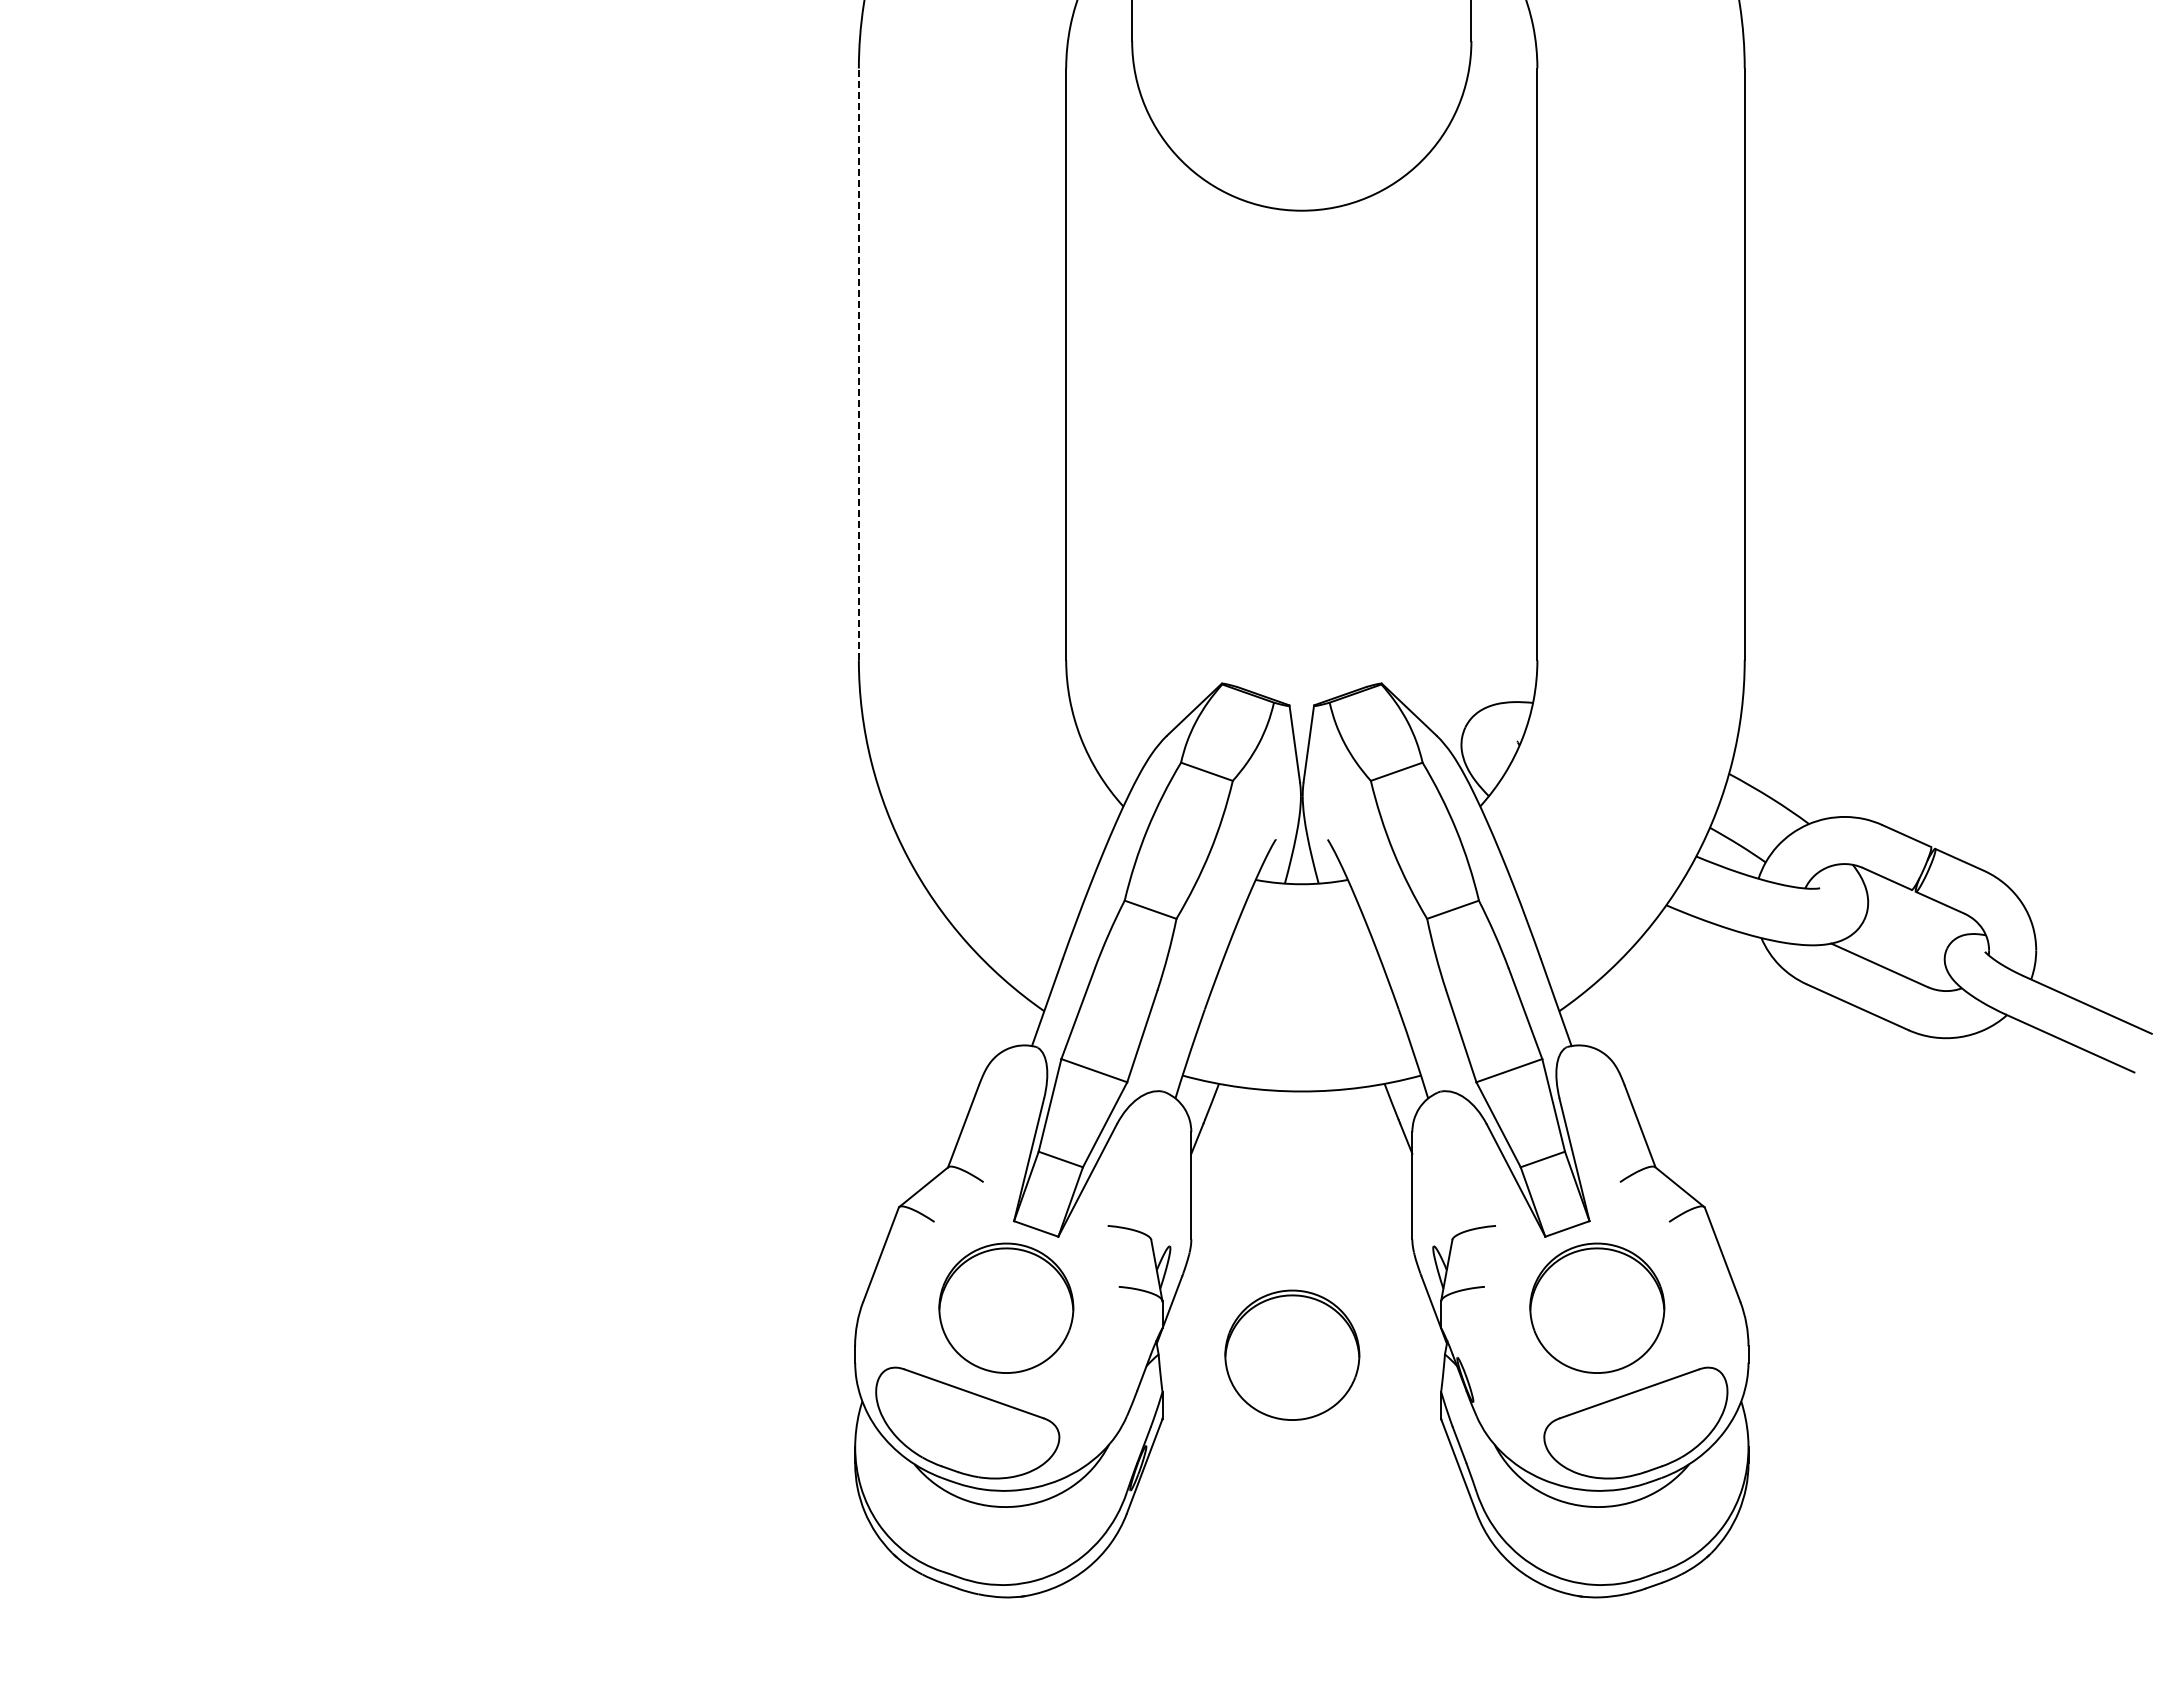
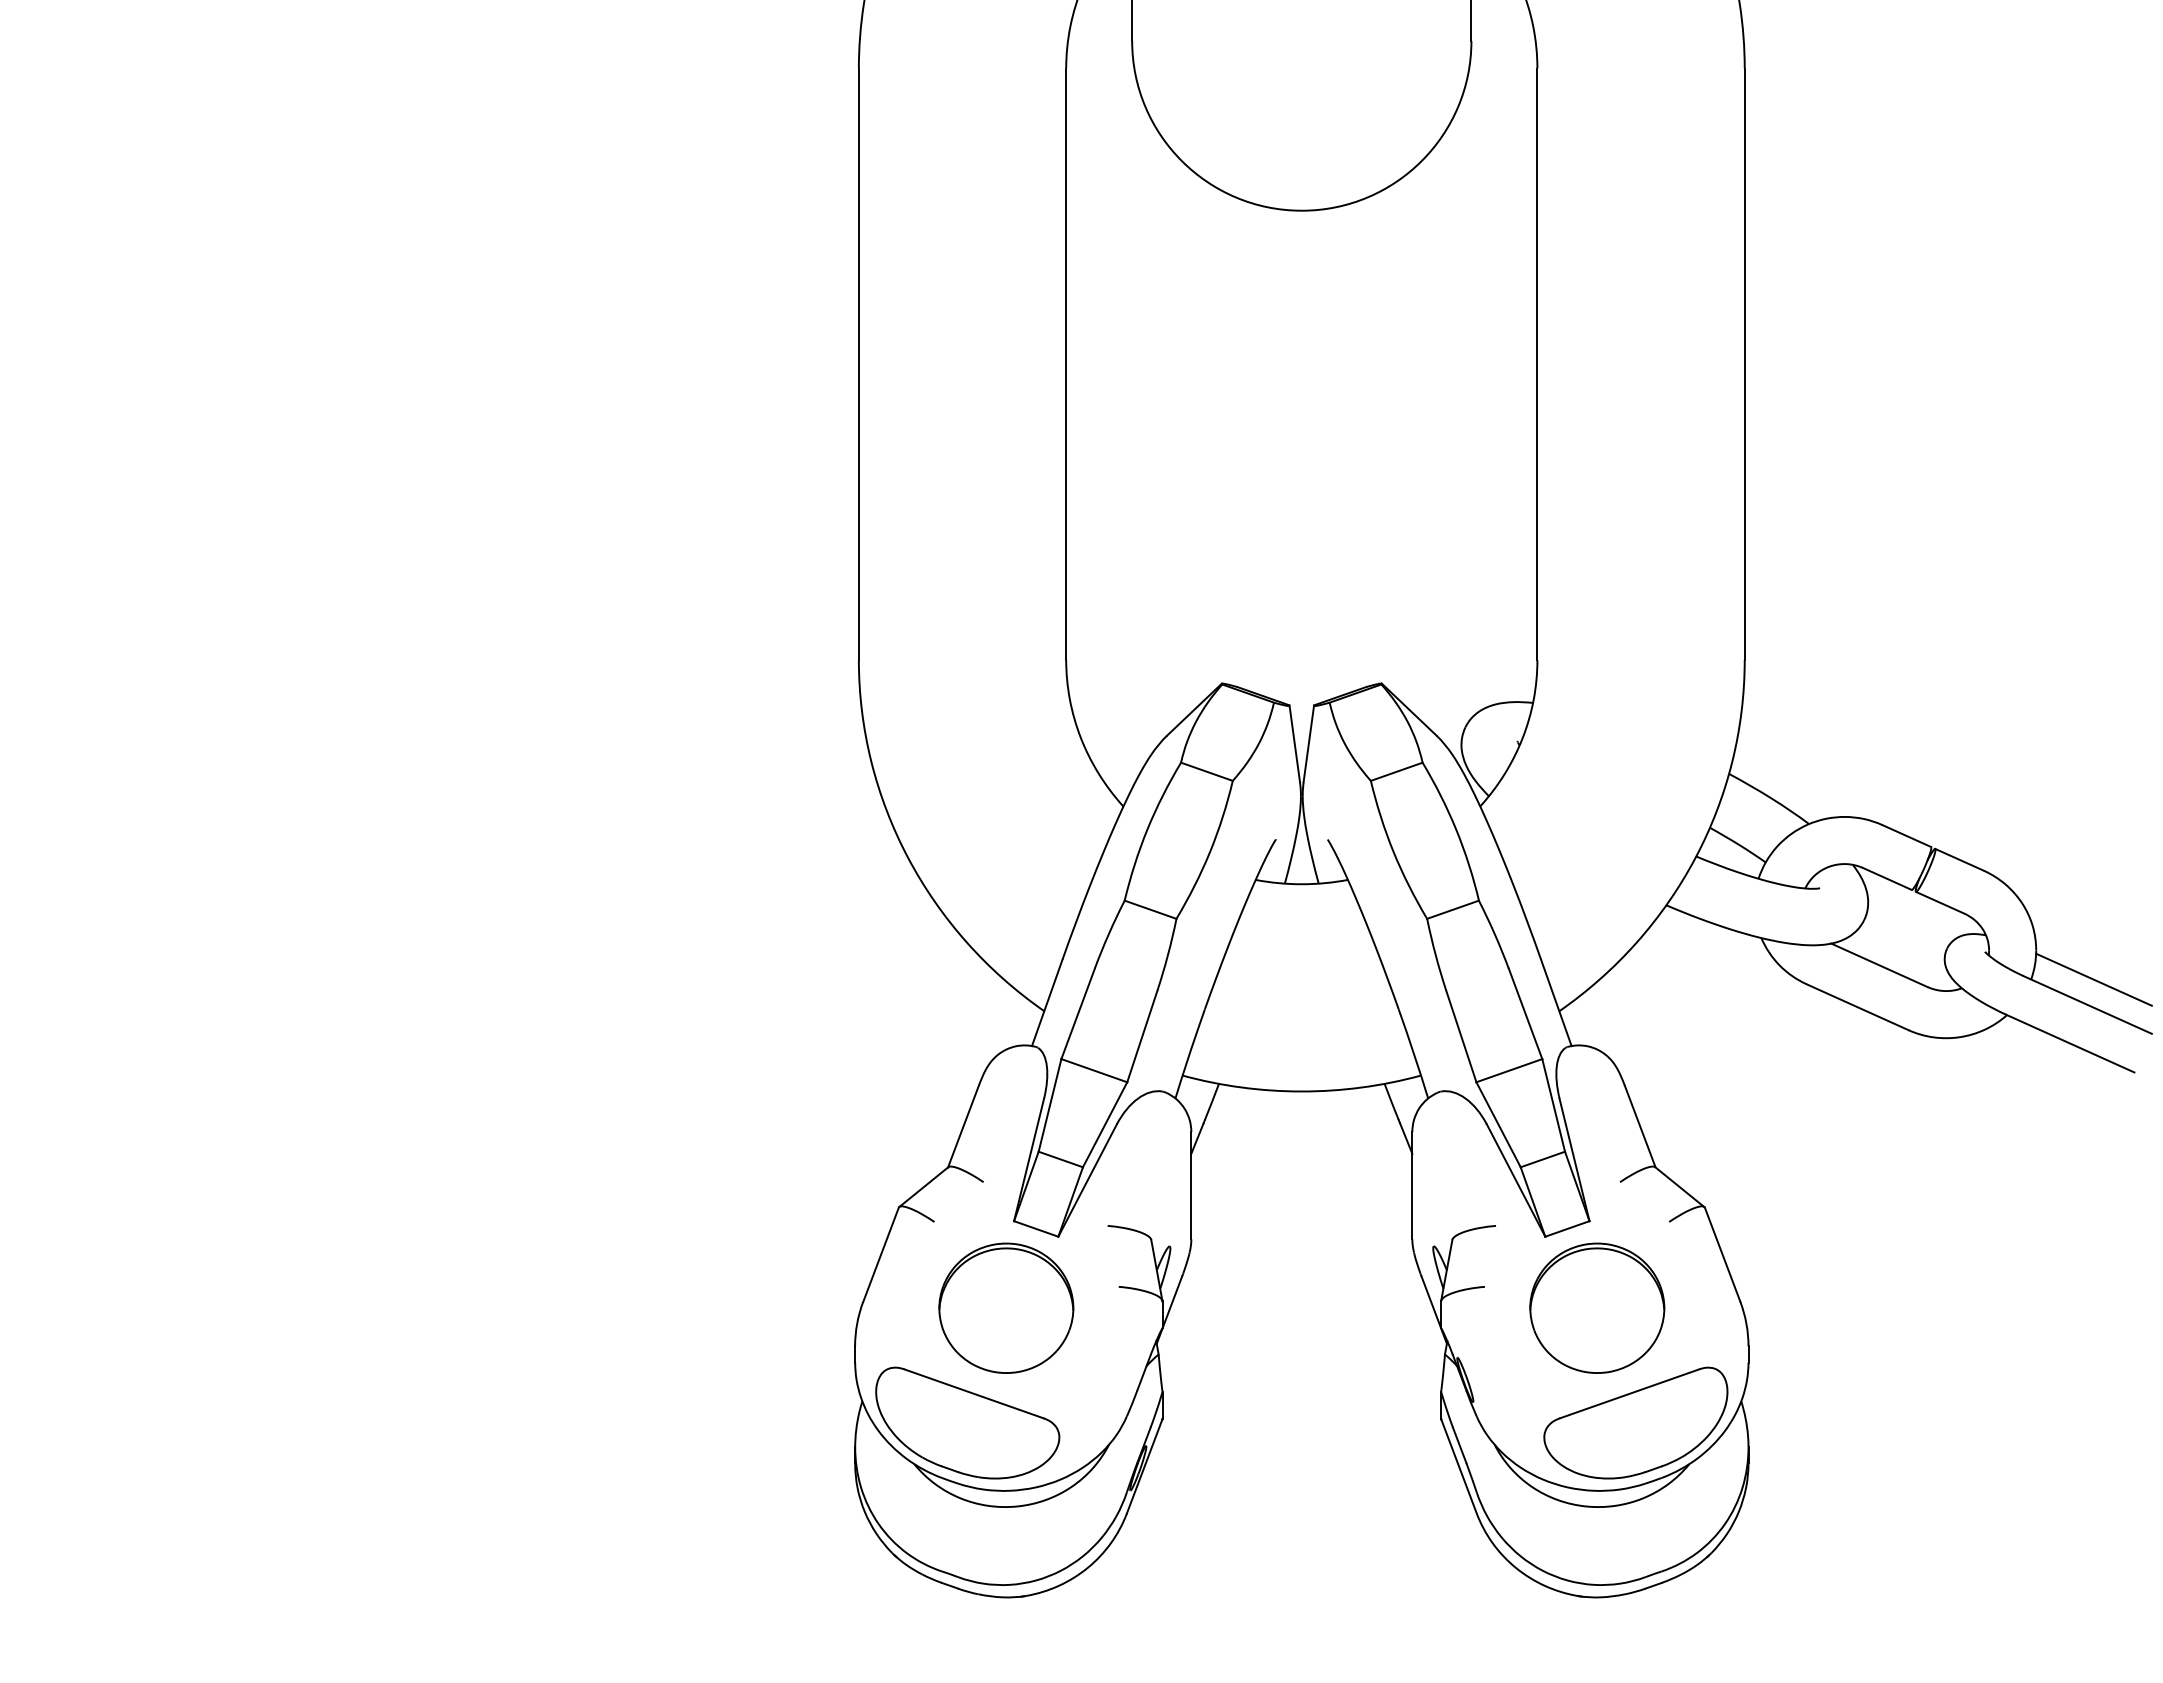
line: dashed -> solid (858, 364)
line: none -> present (2093, 979)
part: present -> none (1292, 1354)
